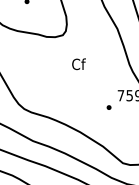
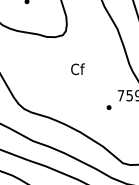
text position: (78, 64) -> (77, 69) (77, 69)
